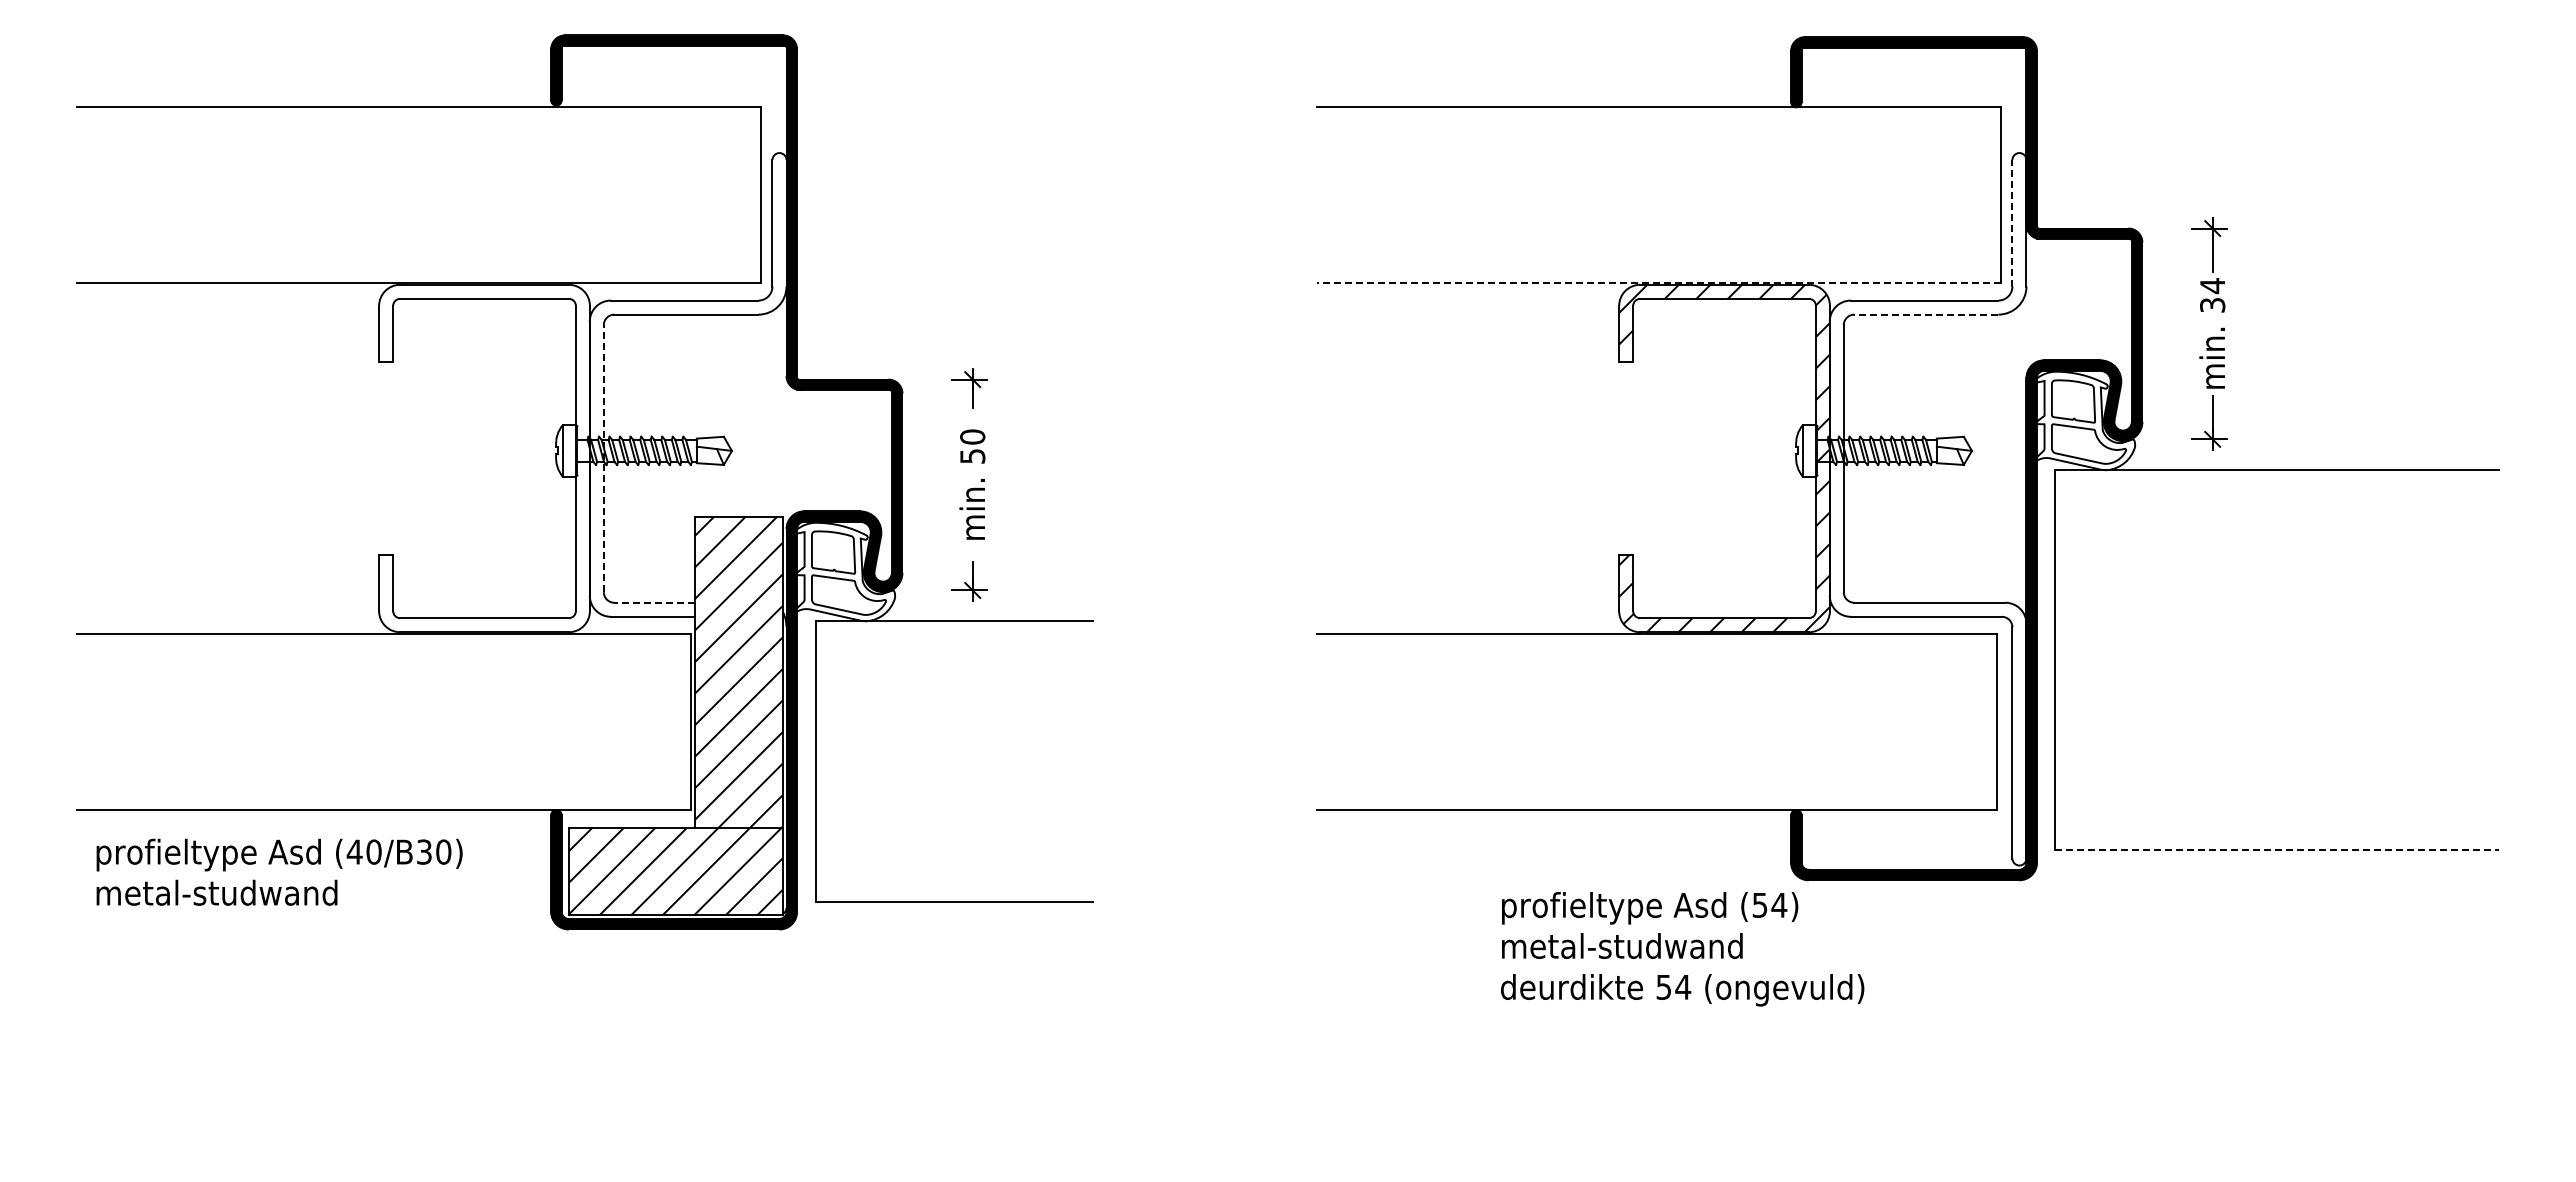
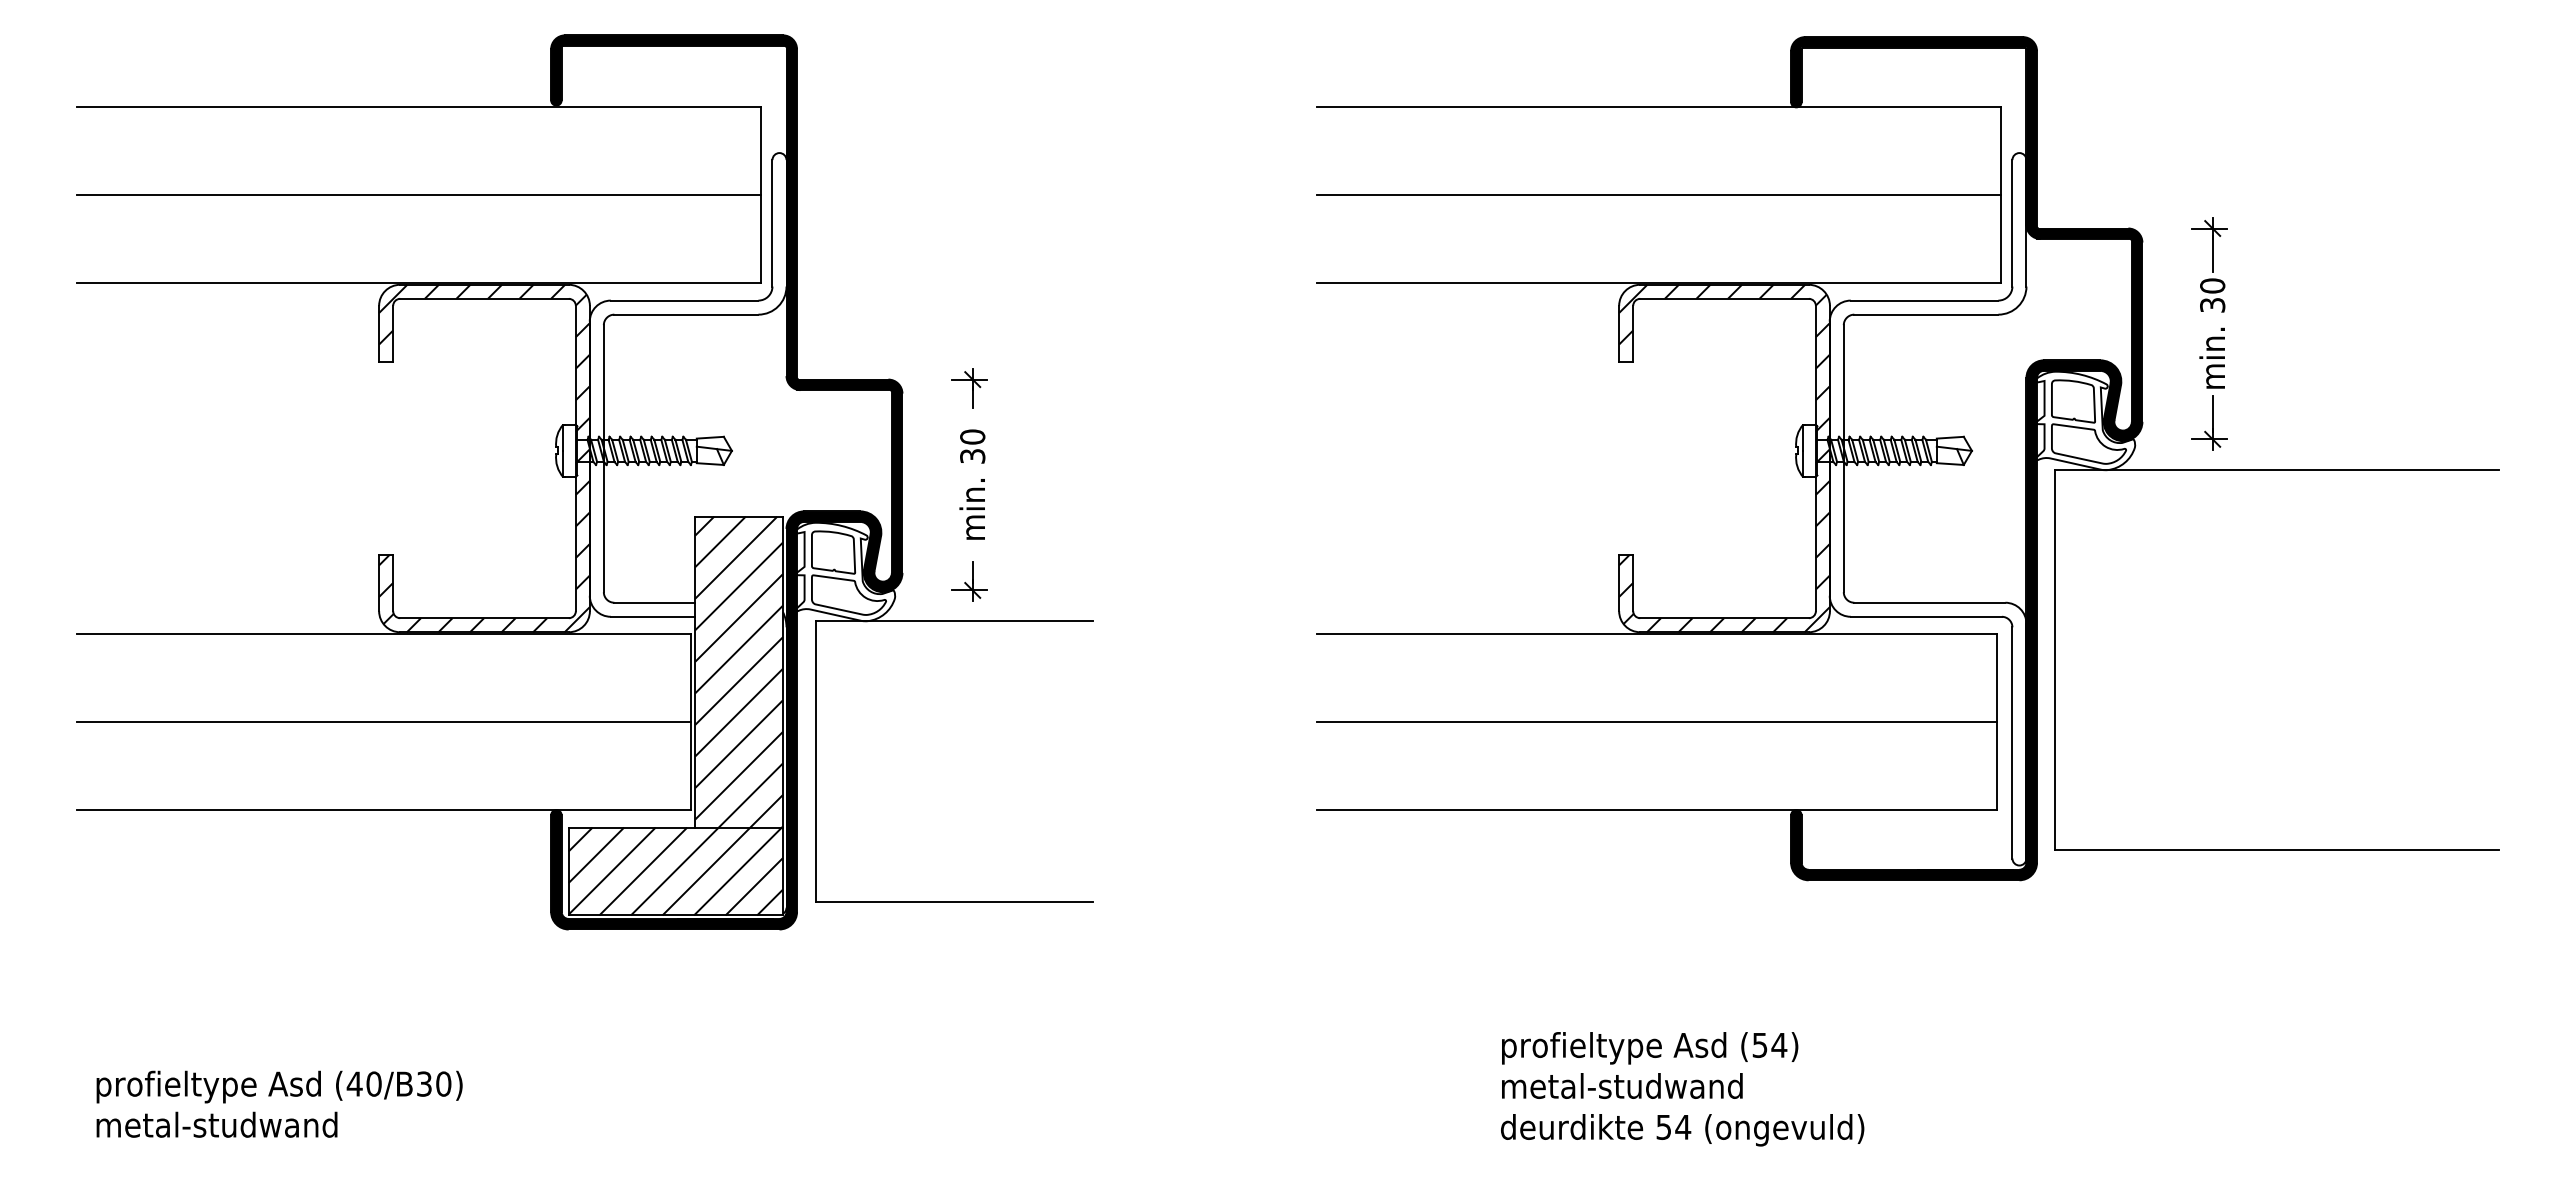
line: none -> present (418, 195)
line: none -> present (1658, 195)
line: dashed -> solid (2012, 222)
line: dashed -> solid (1659, 283)
text: 34 -> 30 (2212, 286)
line: dashed -> solid (1925, 314)
text: 50 -> 30 (972, 455)
hatch: none -> present (484, 458)
line: dashed -> solid (603, 458)
line: dashed -> solid (654, 602)
line: none -> present (384, 722)
line: none -> present (1657, 722)
line: dashed -> solid (2277, 849)
text position: (279, 871) -> (279, 1103) (279, 1103)
text position: (1682, 949) -> (1682, 1089) (1682, 1089)
